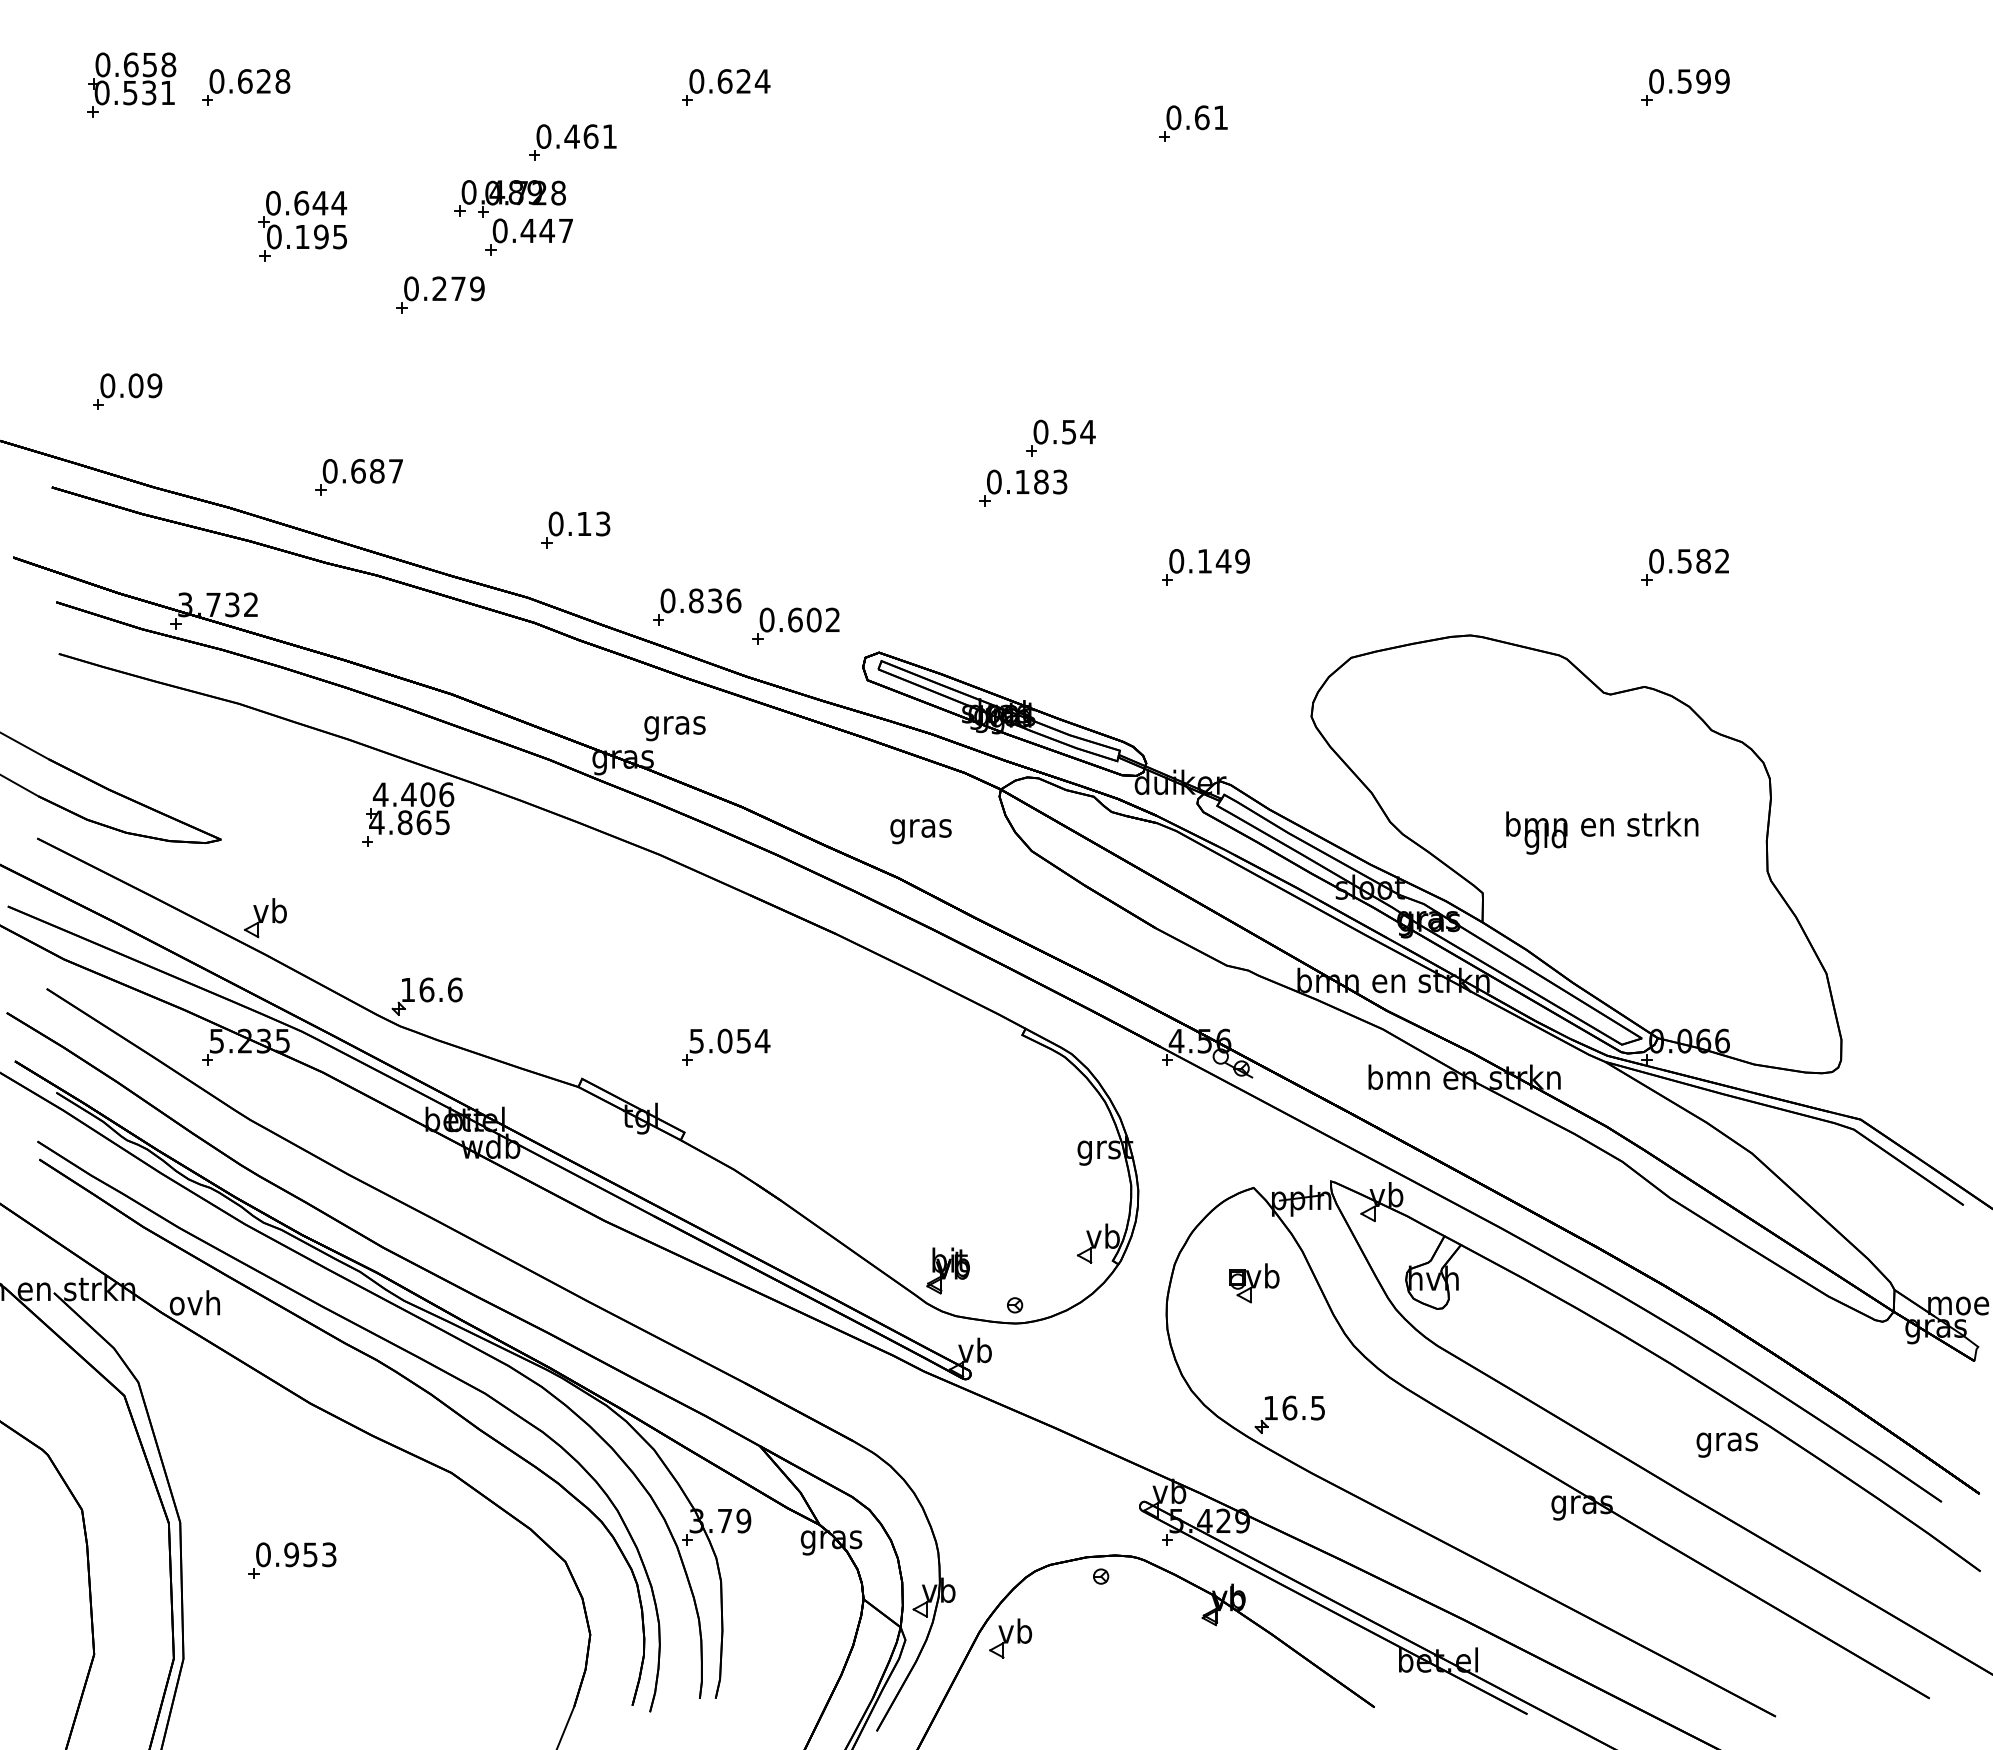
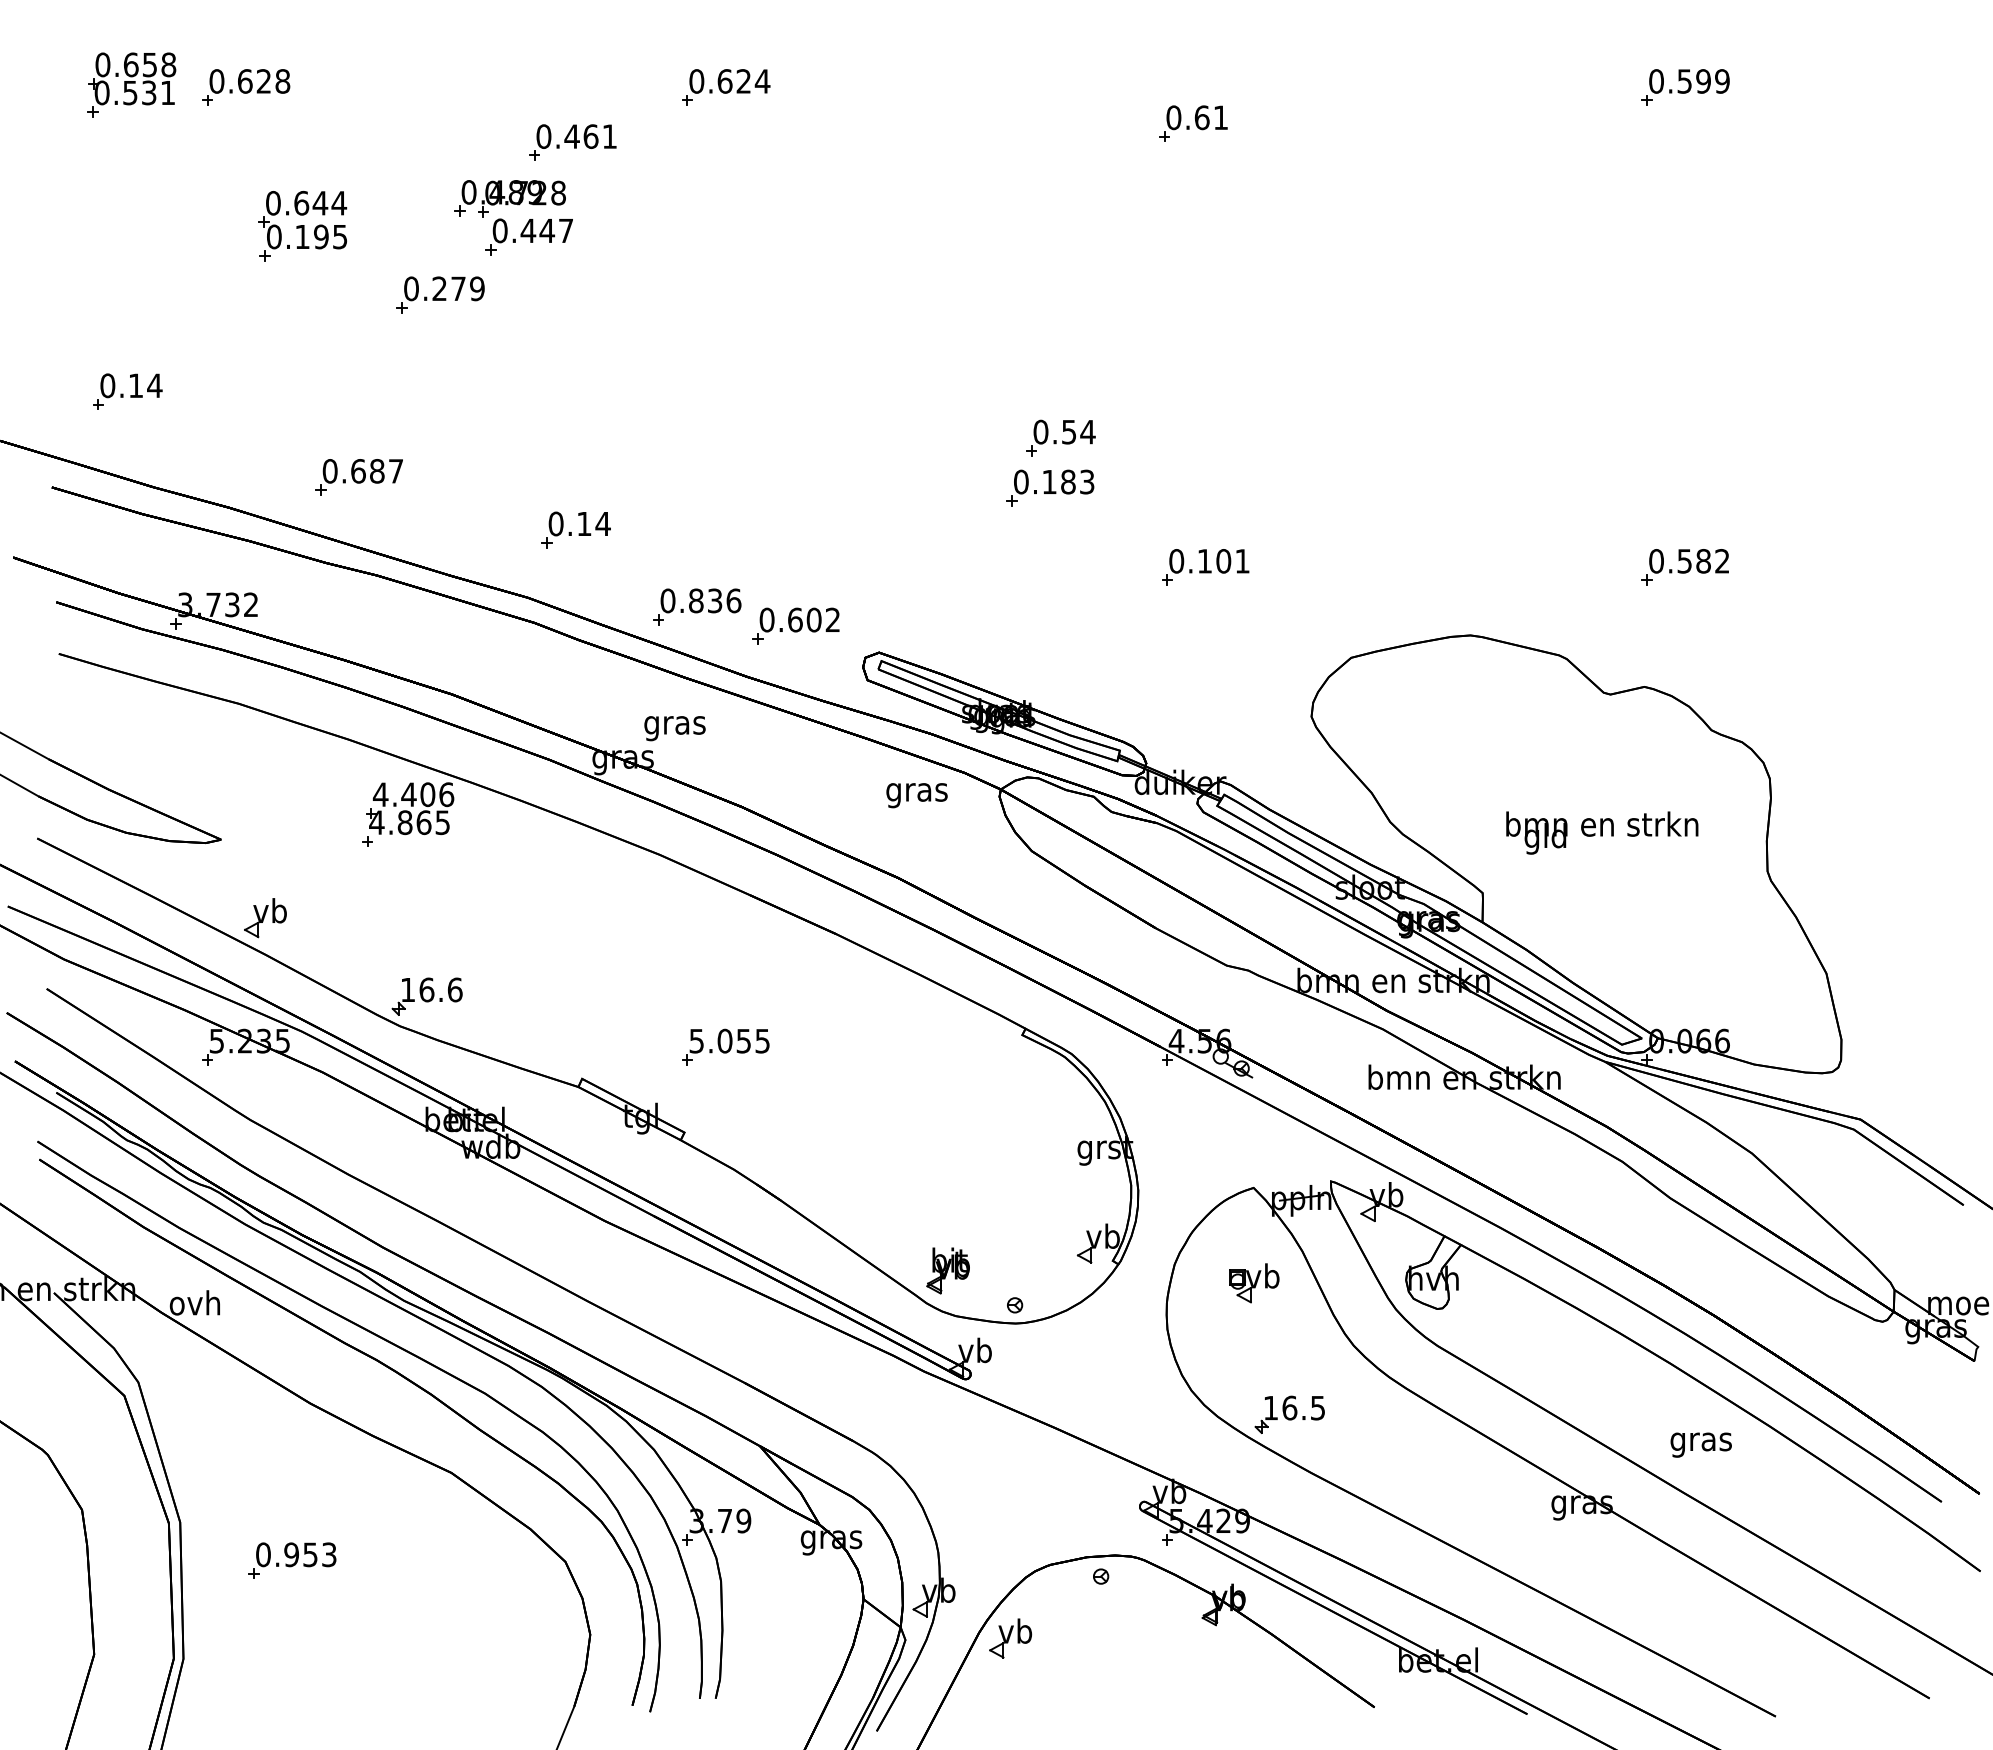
text: 0.09 -> 0.14 (145, 385)
part position: (1023, 487) -> (1050, 487) (1050, 487)
text: 0.13 -> 0.14 (602, 523)
text: 0.149 -> 0.101 (1232, 561)
text position: (920, 831) -> (916, 795) (916, 795)
text: 5.054 -> 5.055 (762, 1041)
text position: (1726, 1444) -> (1700, 1444) (1700, 1444)
